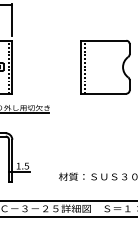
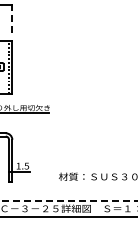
line: solid -> dashed (12, 20)
part: present -> none (105, 67)
line: solid -> dashed (69, 201)
